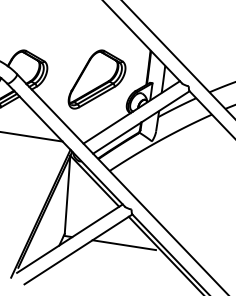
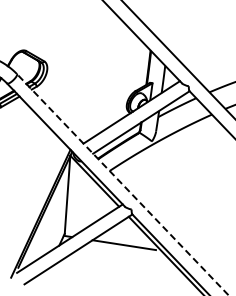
part: present -> none (96, 79)
line: present -> none (32, 136)
line: solid -> dashed (122, 184)
